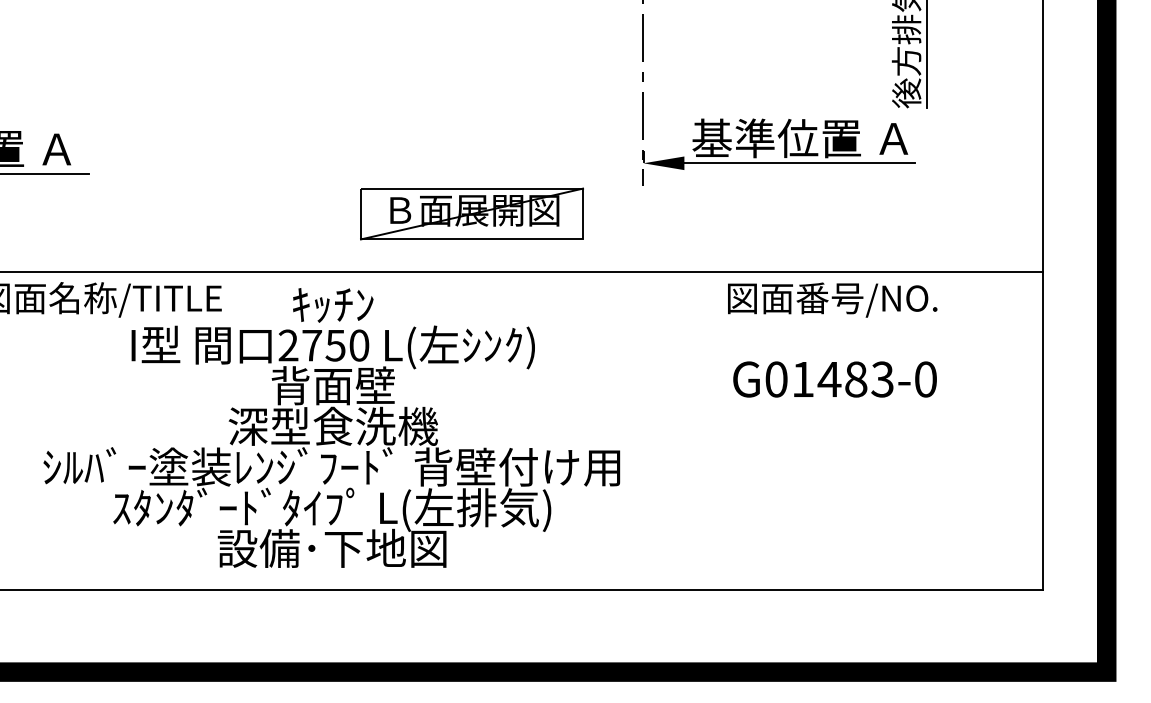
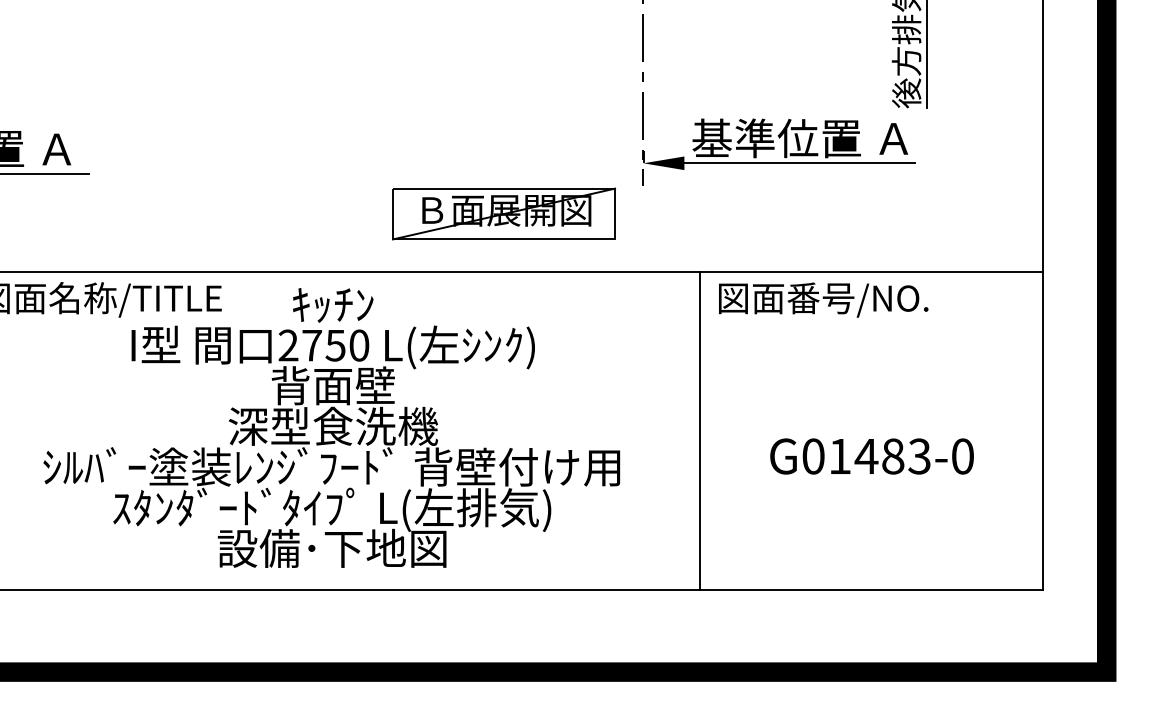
part position: (471, 213) -> (503, 213) (503, 213)
text position: (832, 299) -> (823, 299) (823, 299)
text position: (834, 379) -> (871, 456) (871, 456)
line: none -> present (700, 430)
